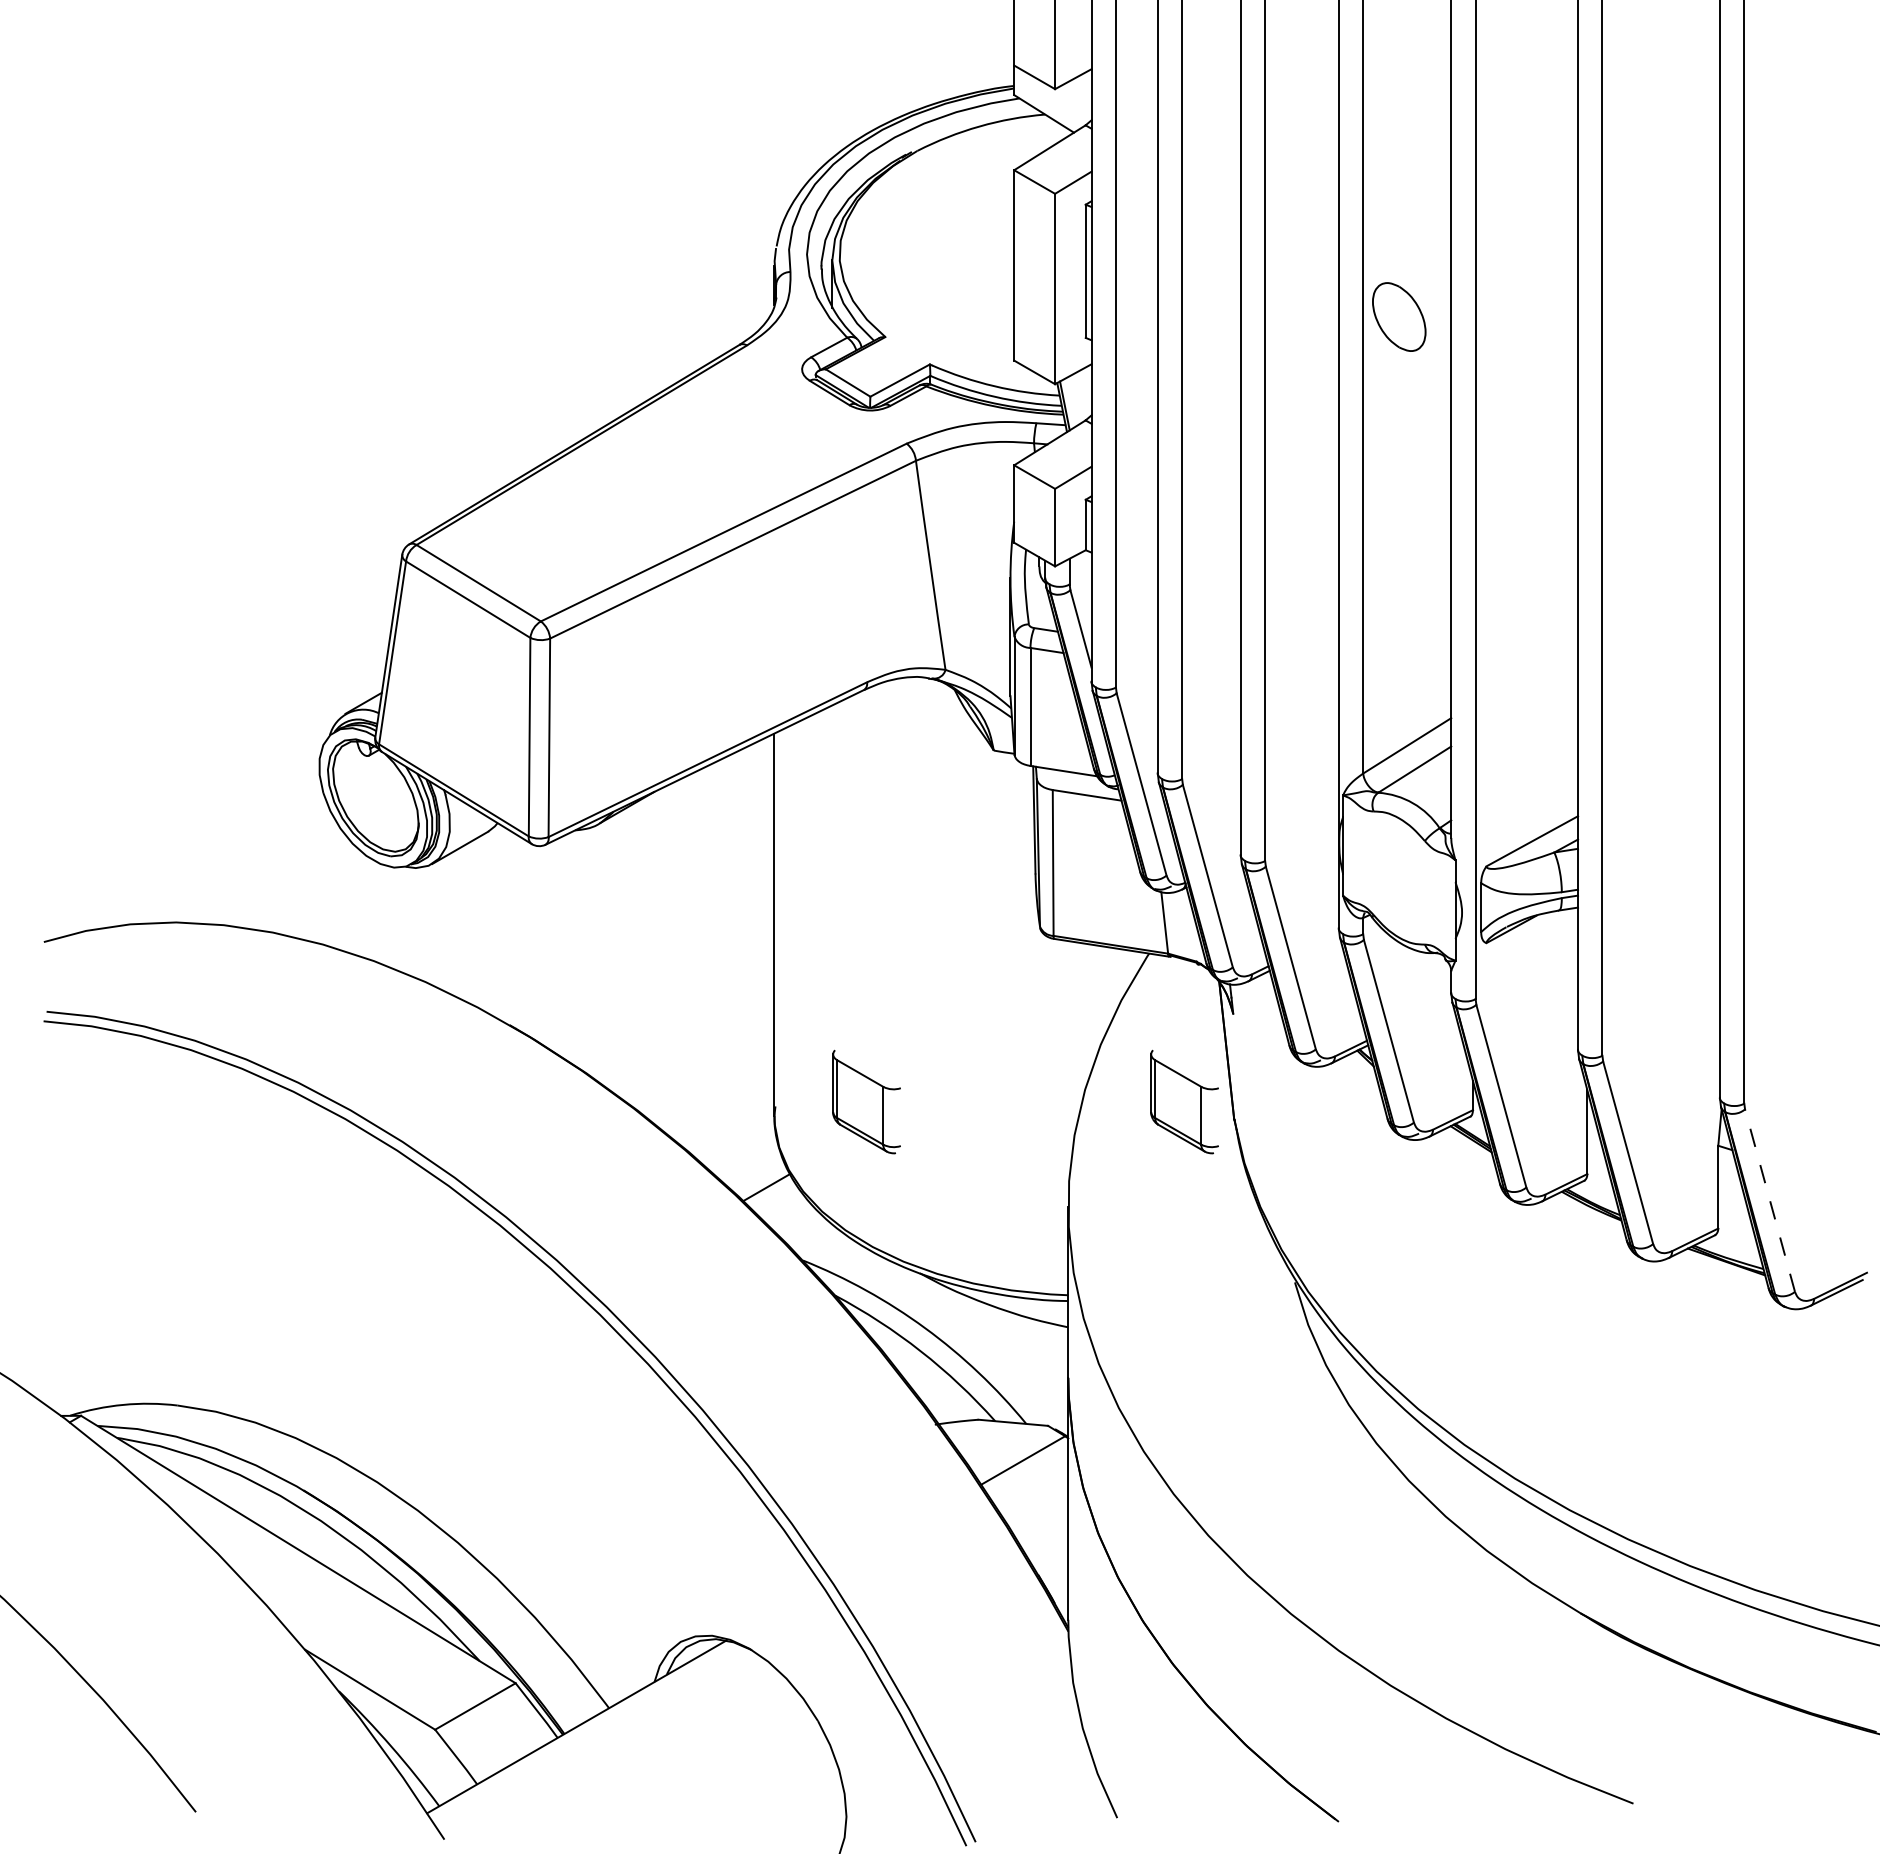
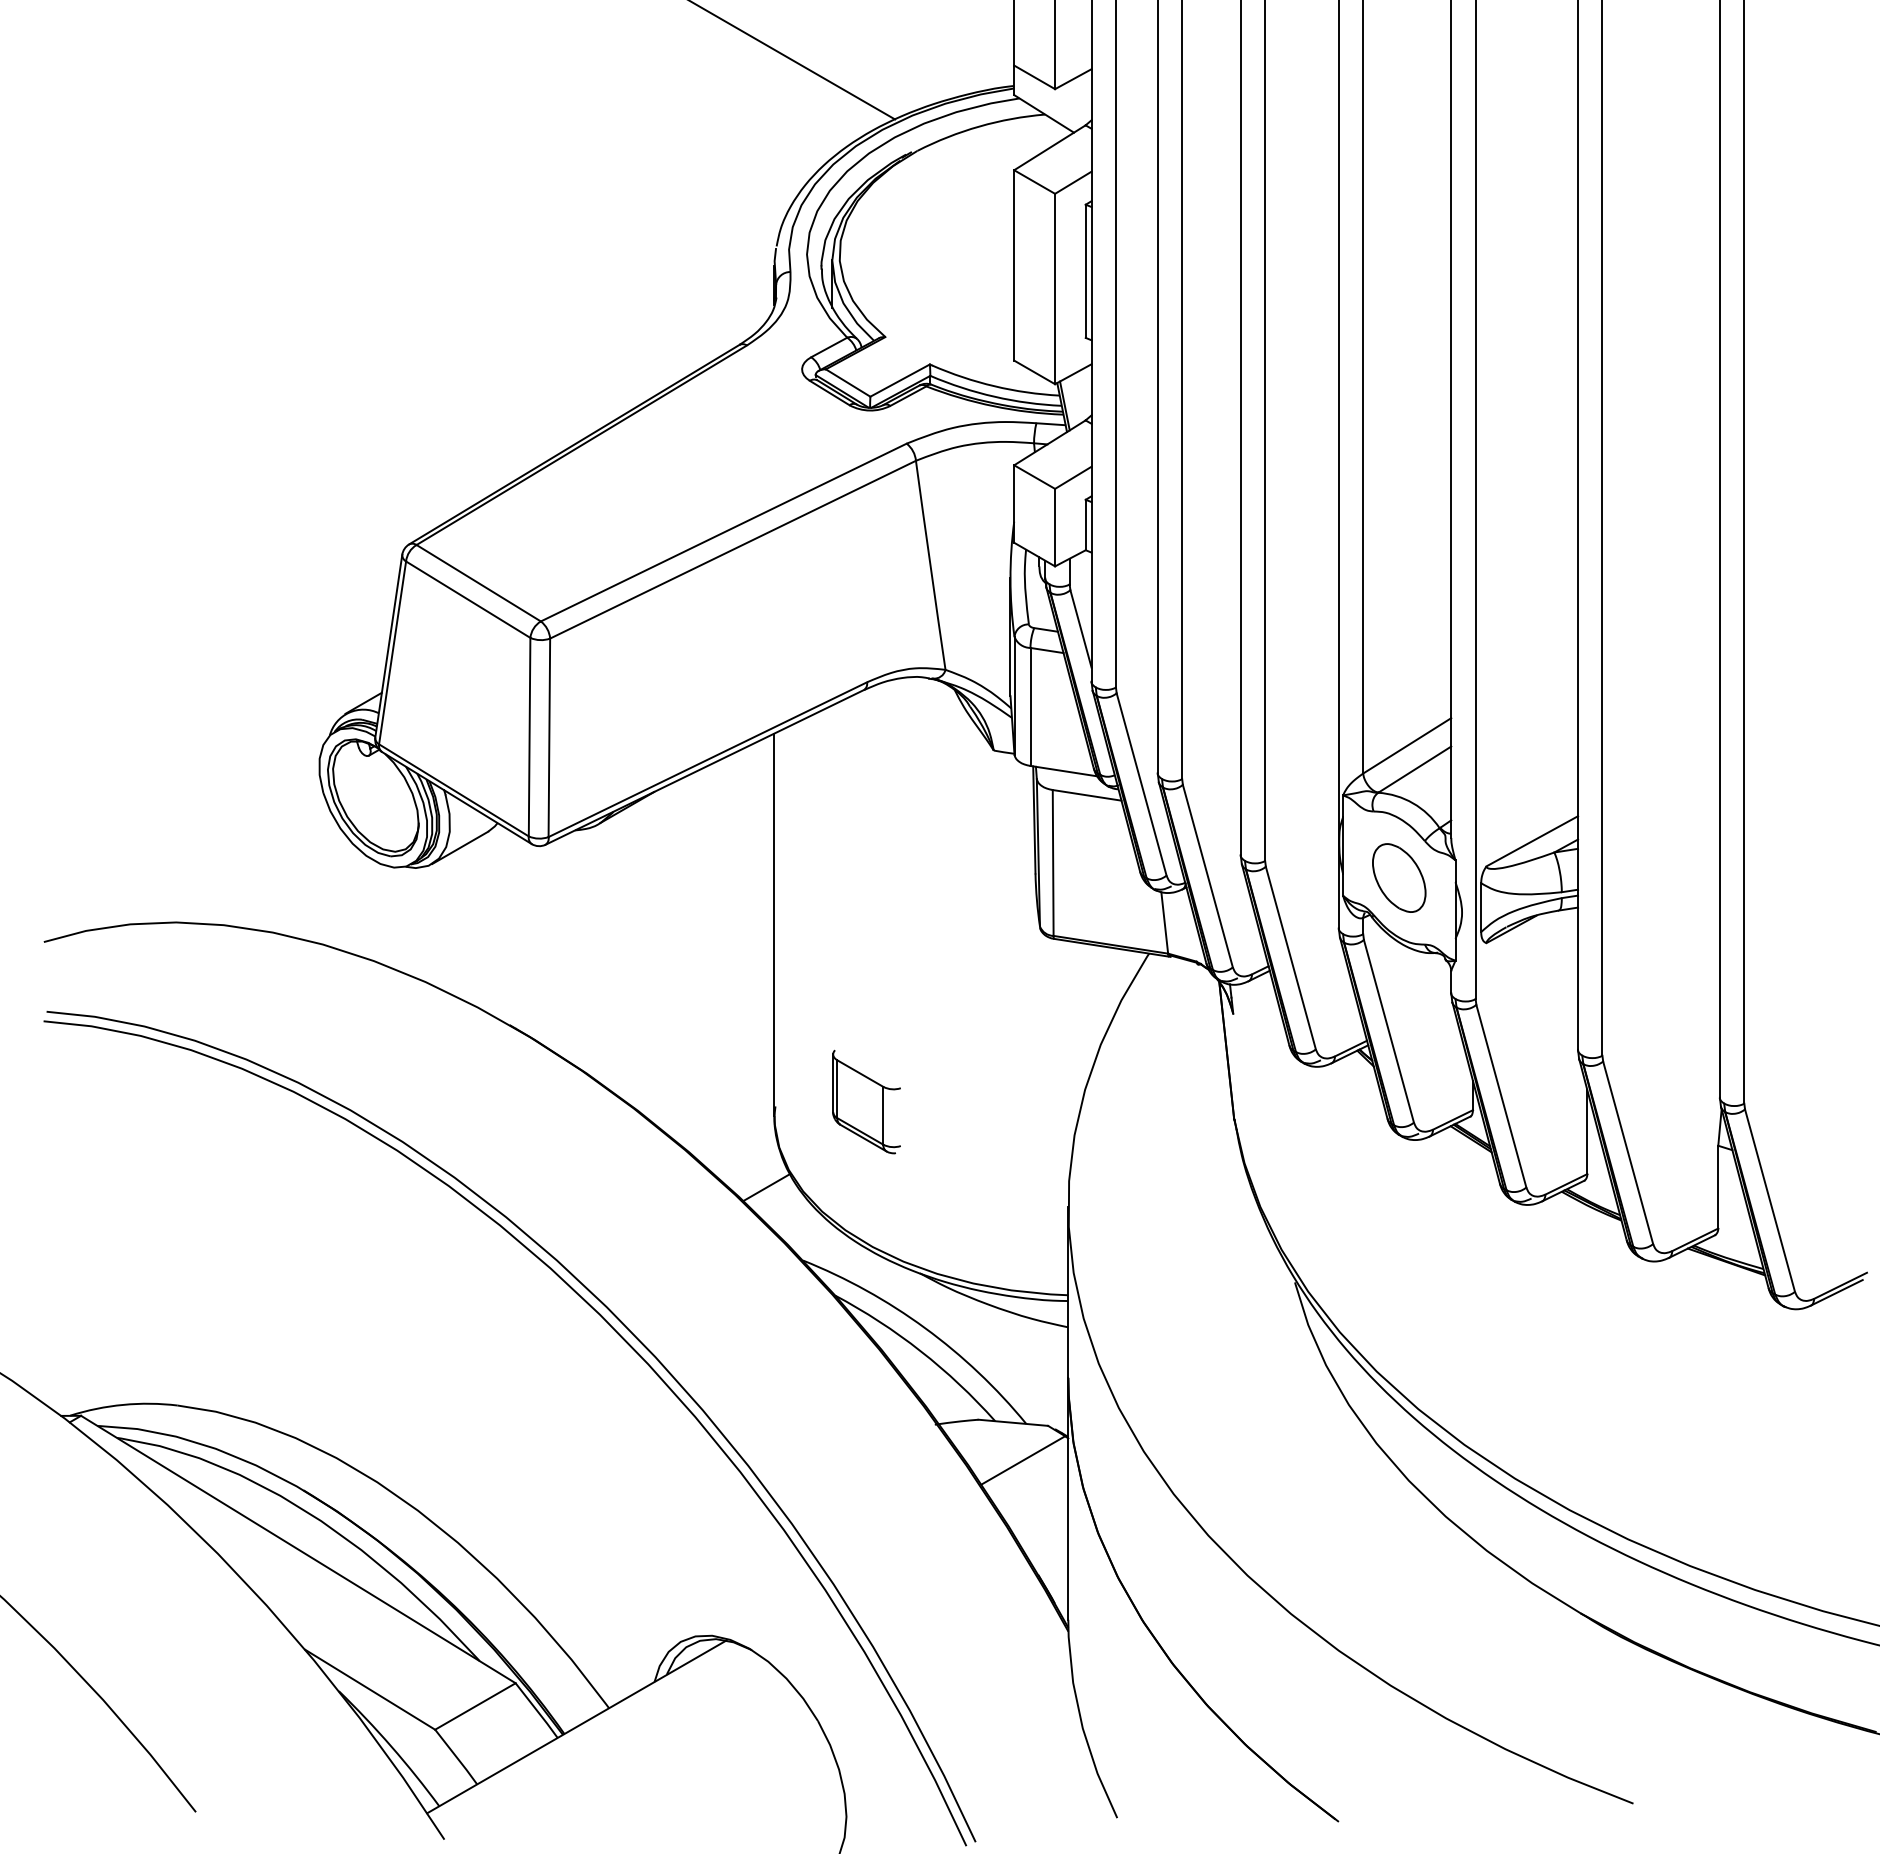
line: none -> present (793, 60)
part position: (1399, 316) -> (1399, 877) (1399, 877)
part: present -> none (1184, 1101)
line: dashed -> solid (1770, 1200)
